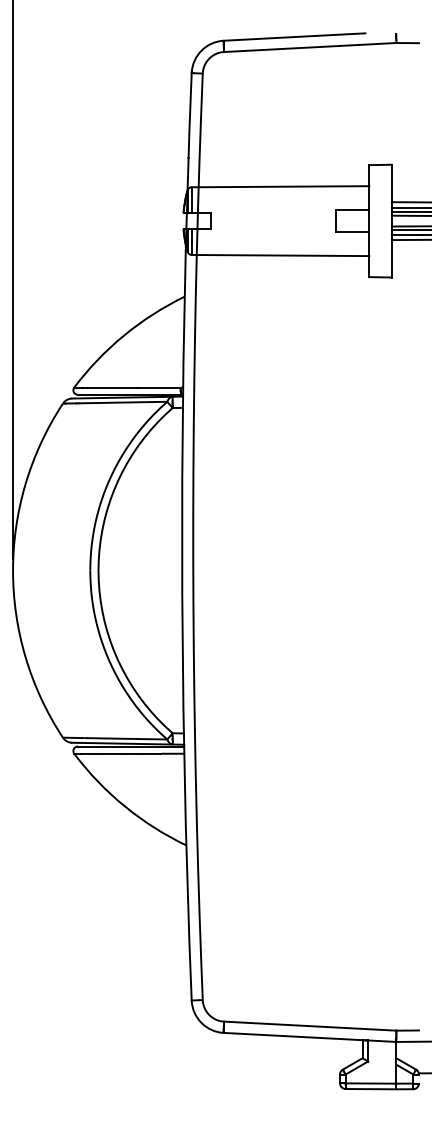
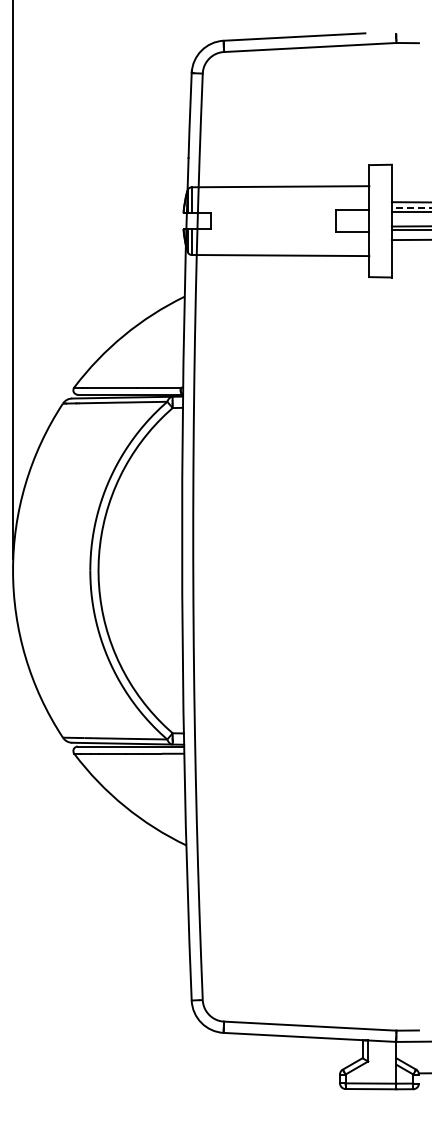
line: solid -> dashed (411, 207)
line: present -> none (409, 215)
line: present -> none (409, 234)
